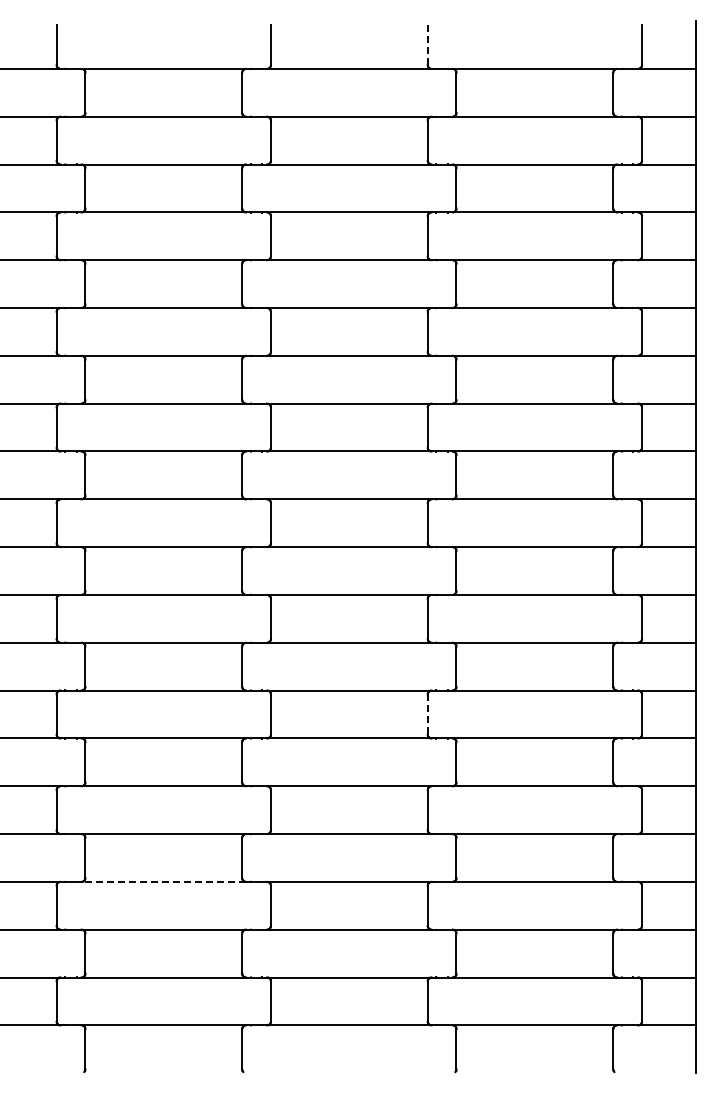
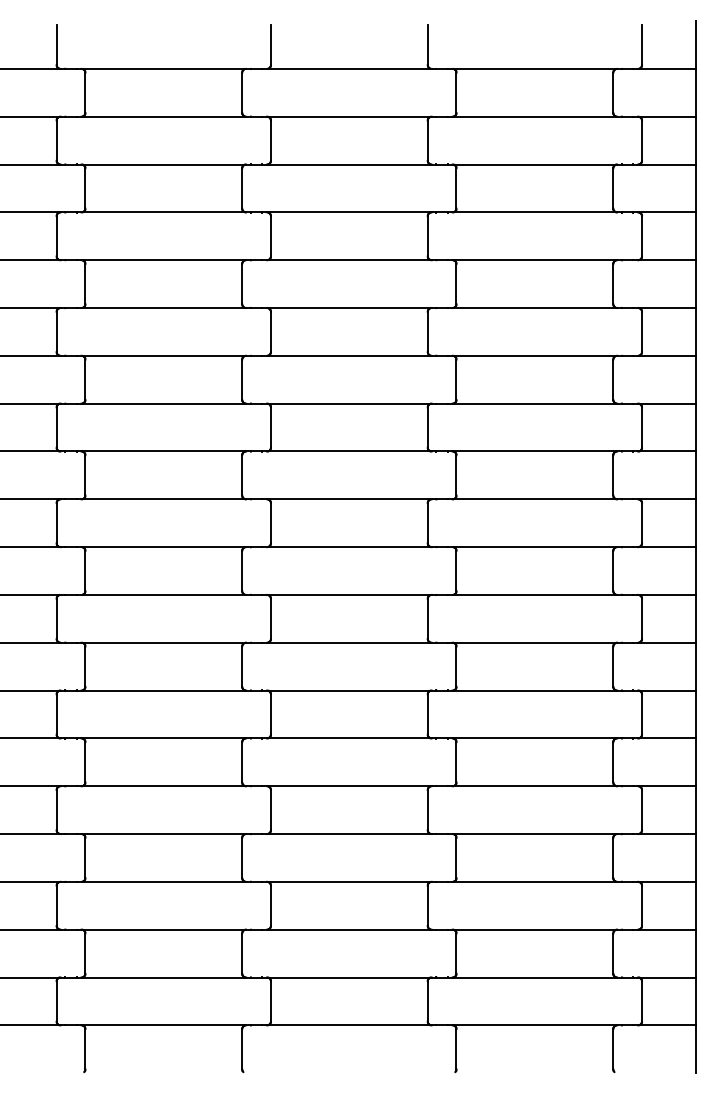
line: dashed -> solid (427, 45)
line: dashed -> solid (427, 714)
line: dashed -> solid (163, 881)
